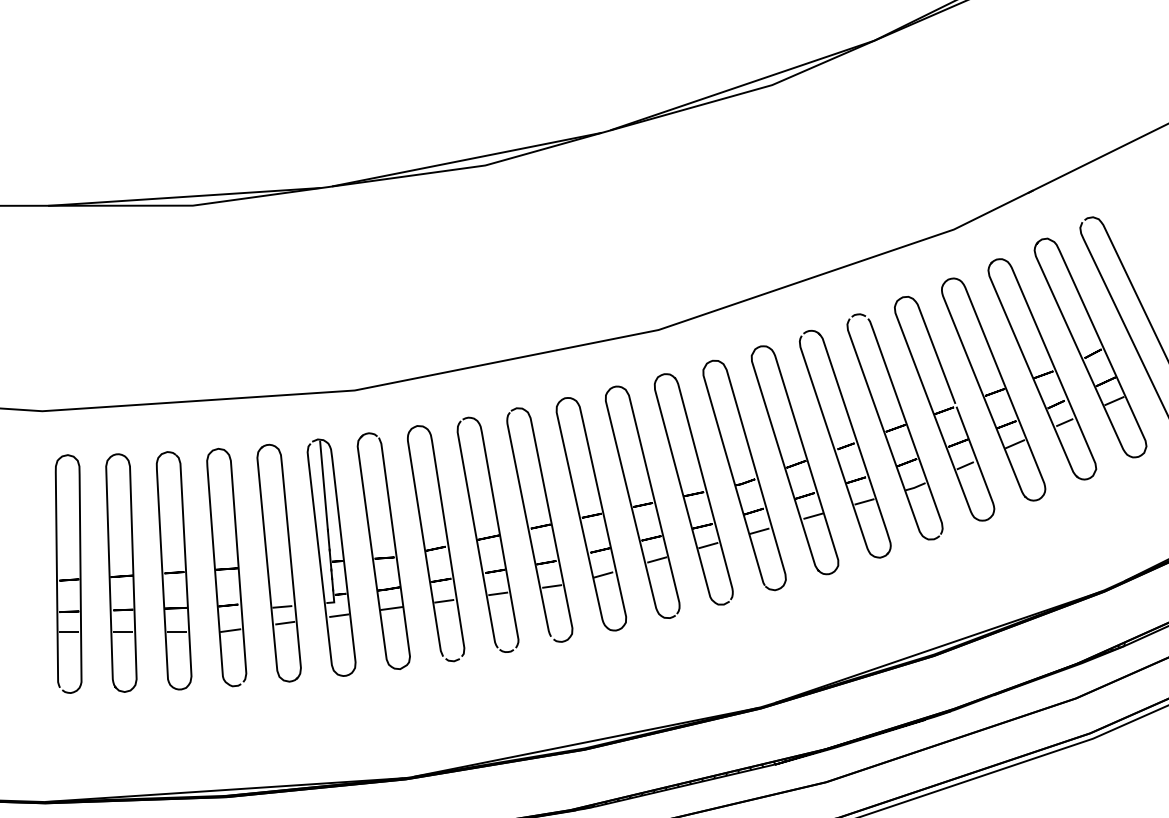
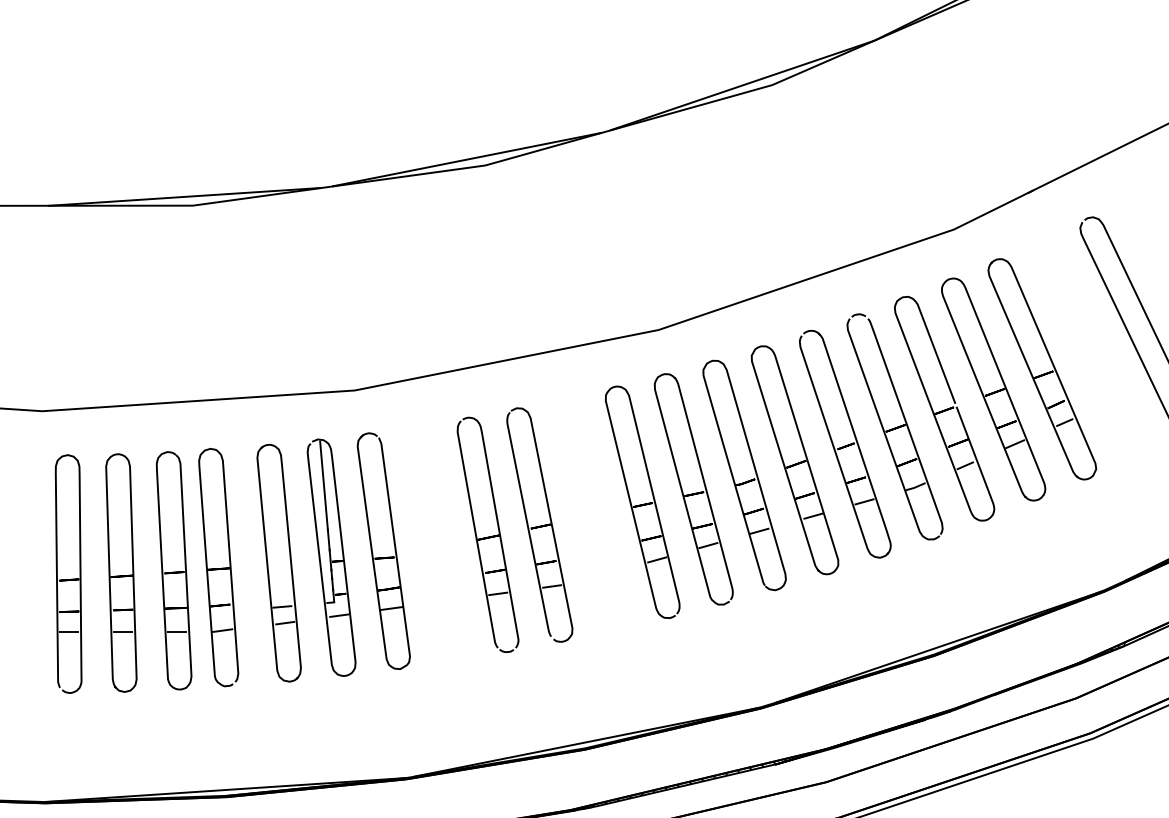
part: present -> none (1090, 347)
part: present -> none (591, 514)
part: present -> none (436, 543)
part position: (226, 567) -> (218, 567) (218, 567)
